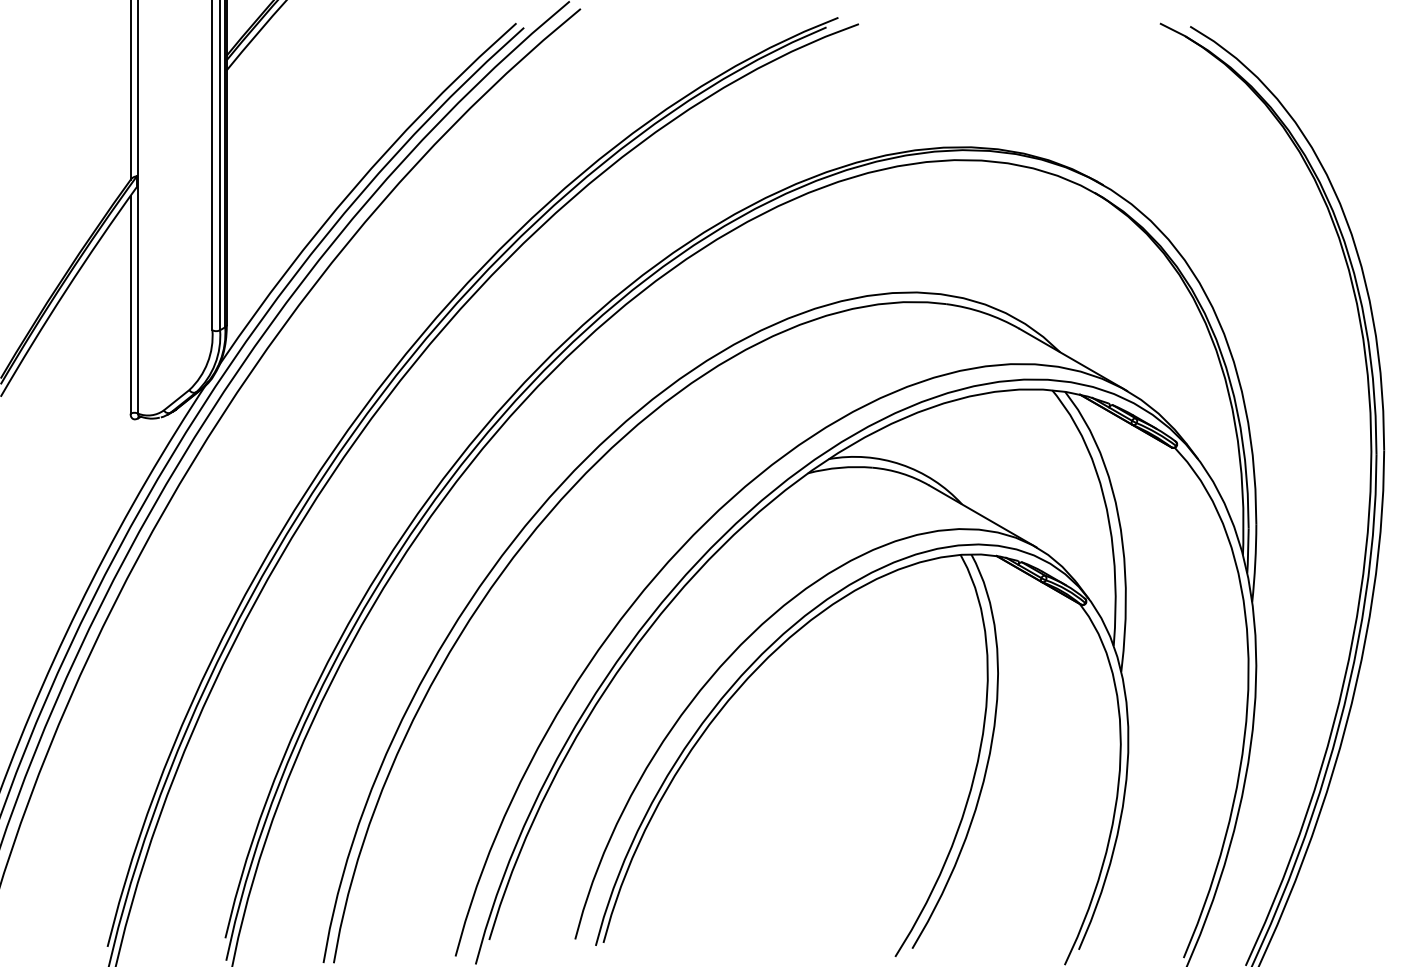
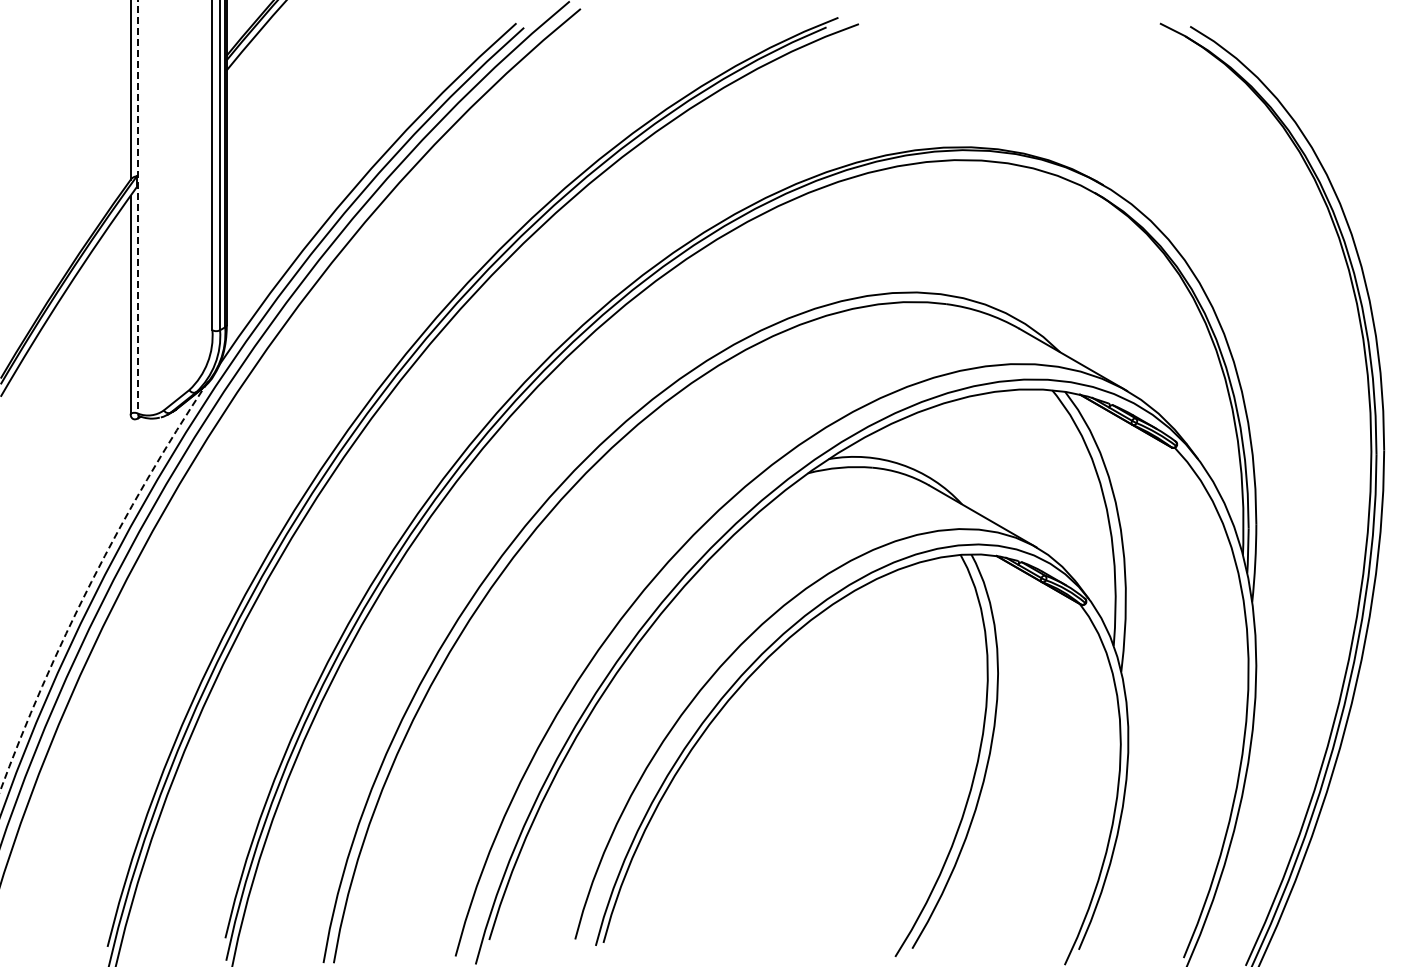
line: solid -> dashed (138, 206)
arc: solid -> dashed (92, 580)
